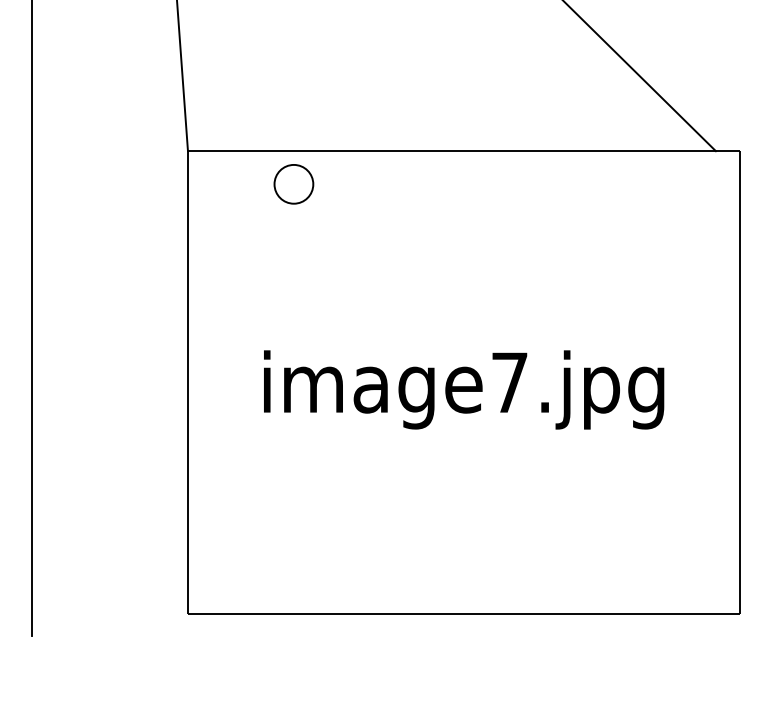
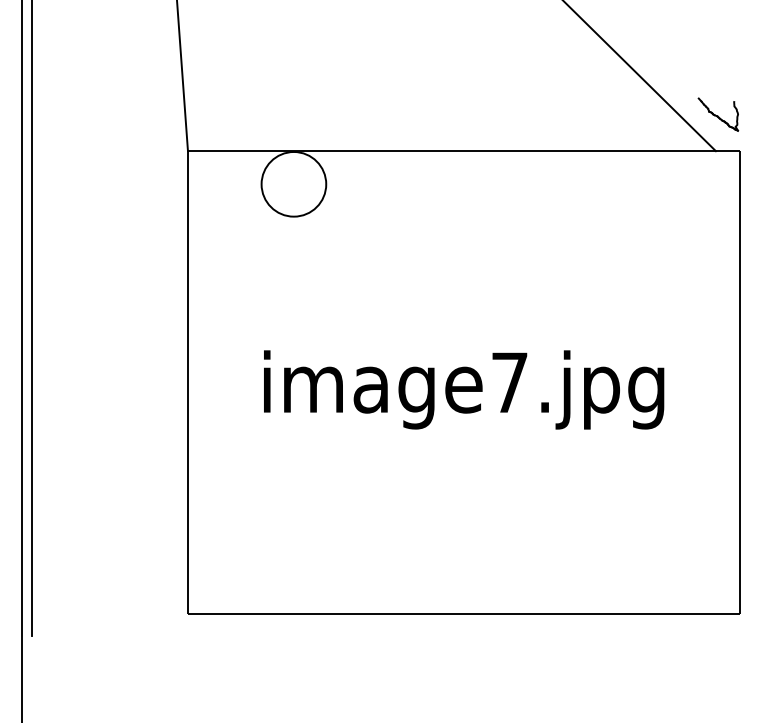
part: none -> present (718, 114)
circle diameter: 39 px -> 65 px (293, 184)
line: none -> present (21, 360)
